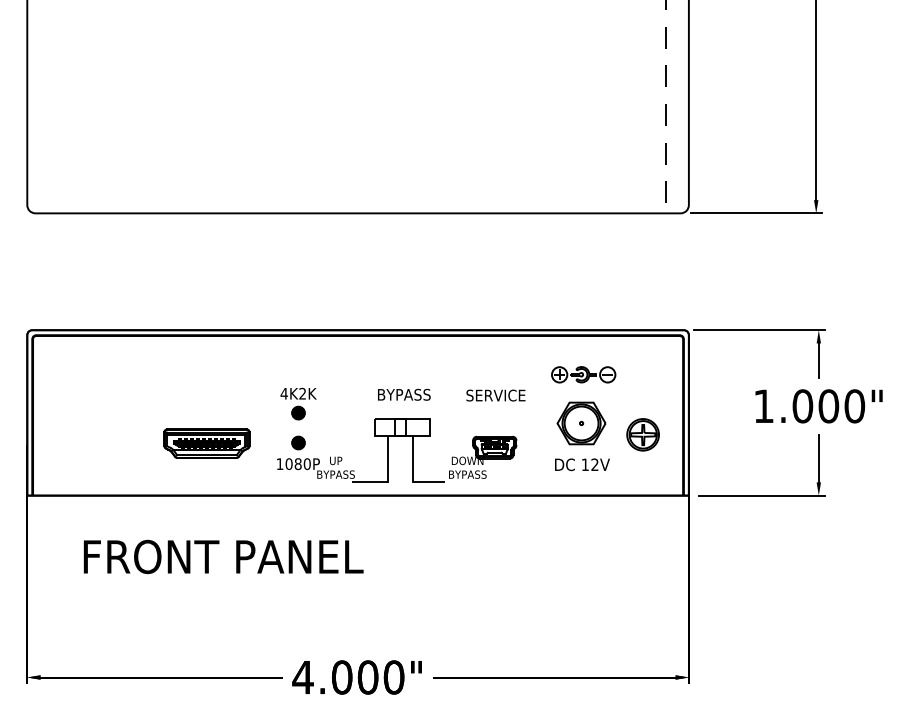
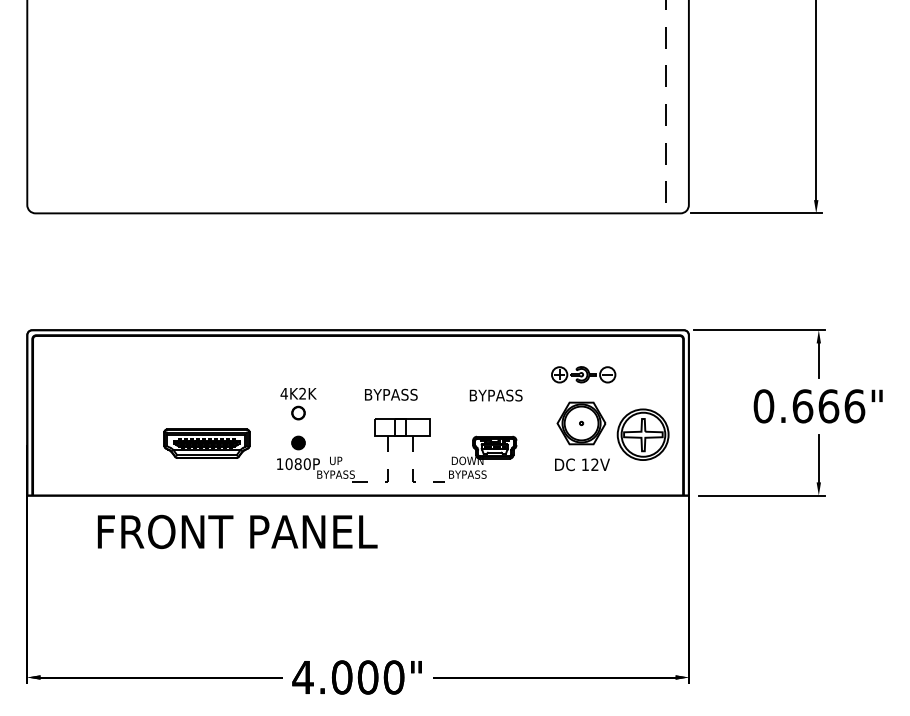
text position: (404, 394) -> (391, 394) (391, 394)
text: SERVICE -> BYPASS (495, 395)
text: 1.000" -> 0.666" (809, 406)
fill: present -> none (298, 413)
part size: 34x34 px -> 54x53 px (642, 434)
line: solid -> dashed (412, 475)
line: solid -> dashed (388, 477)
text position: (223, 556) -> (237, 531) (237, 531)
